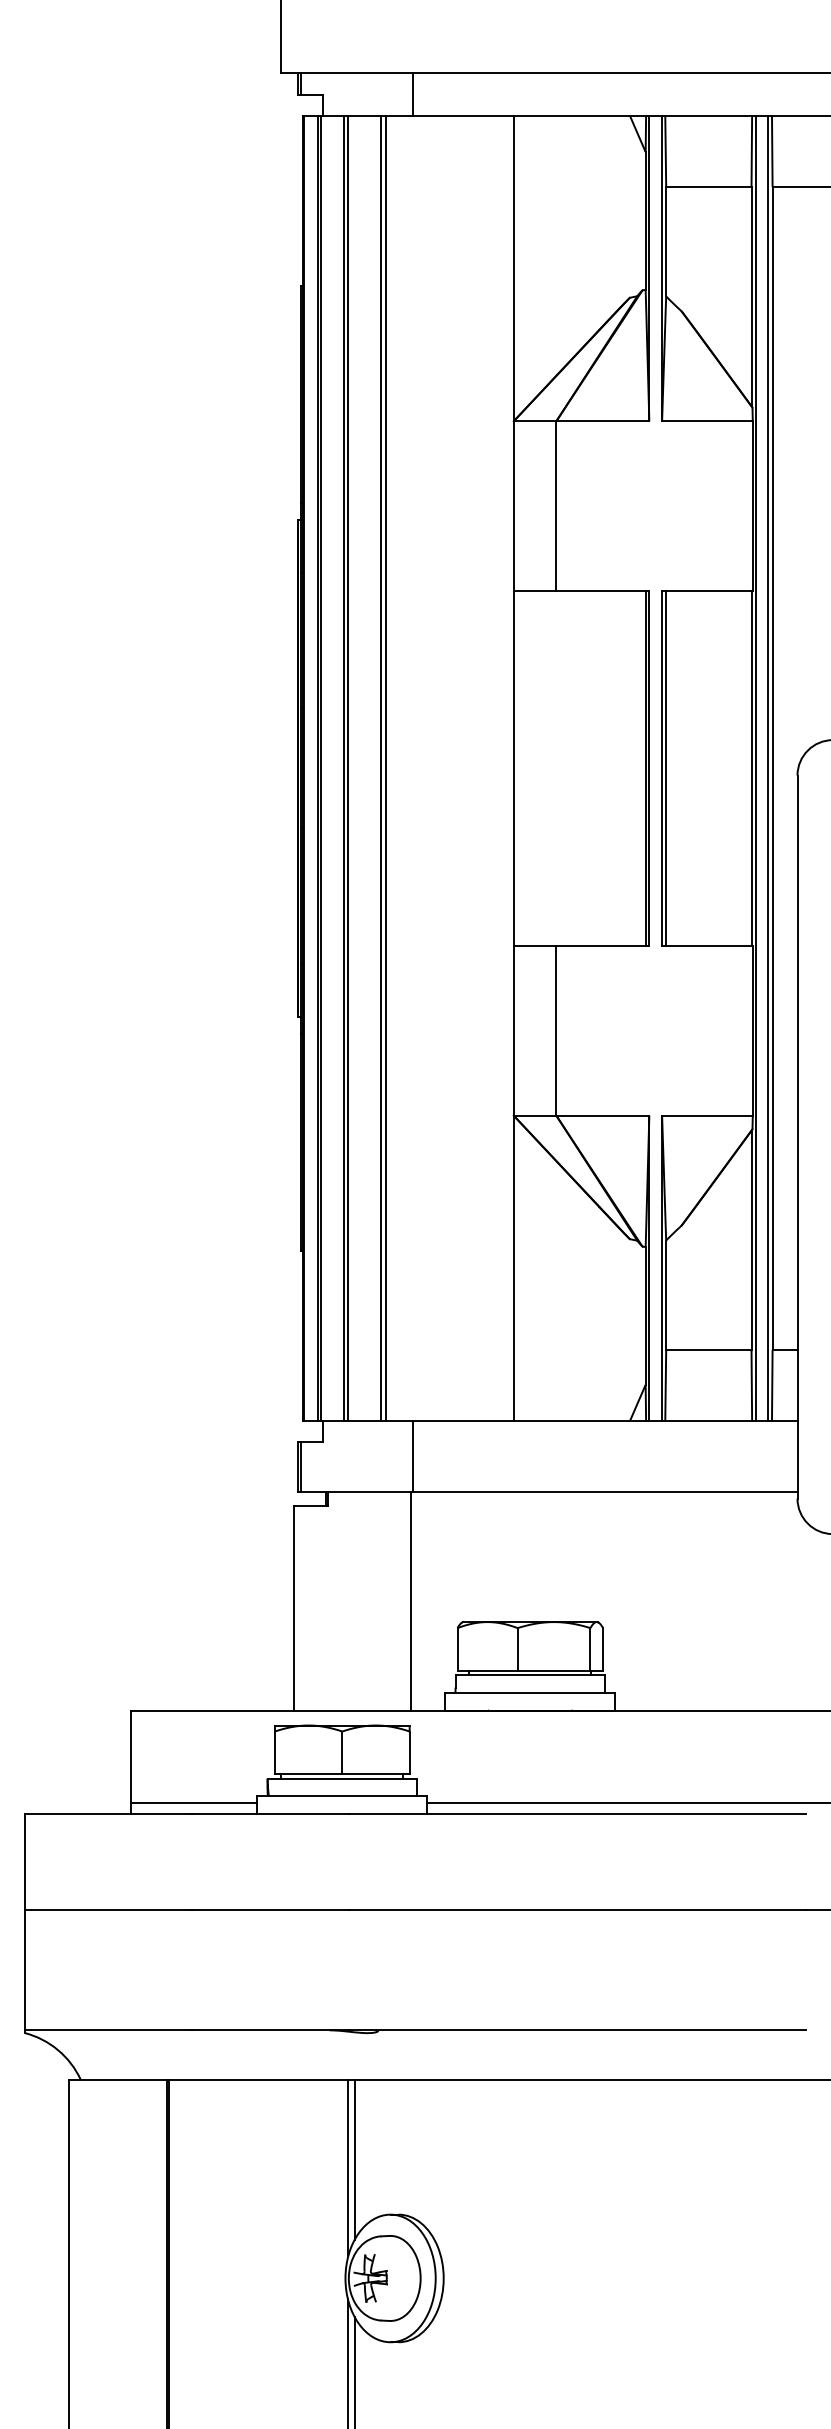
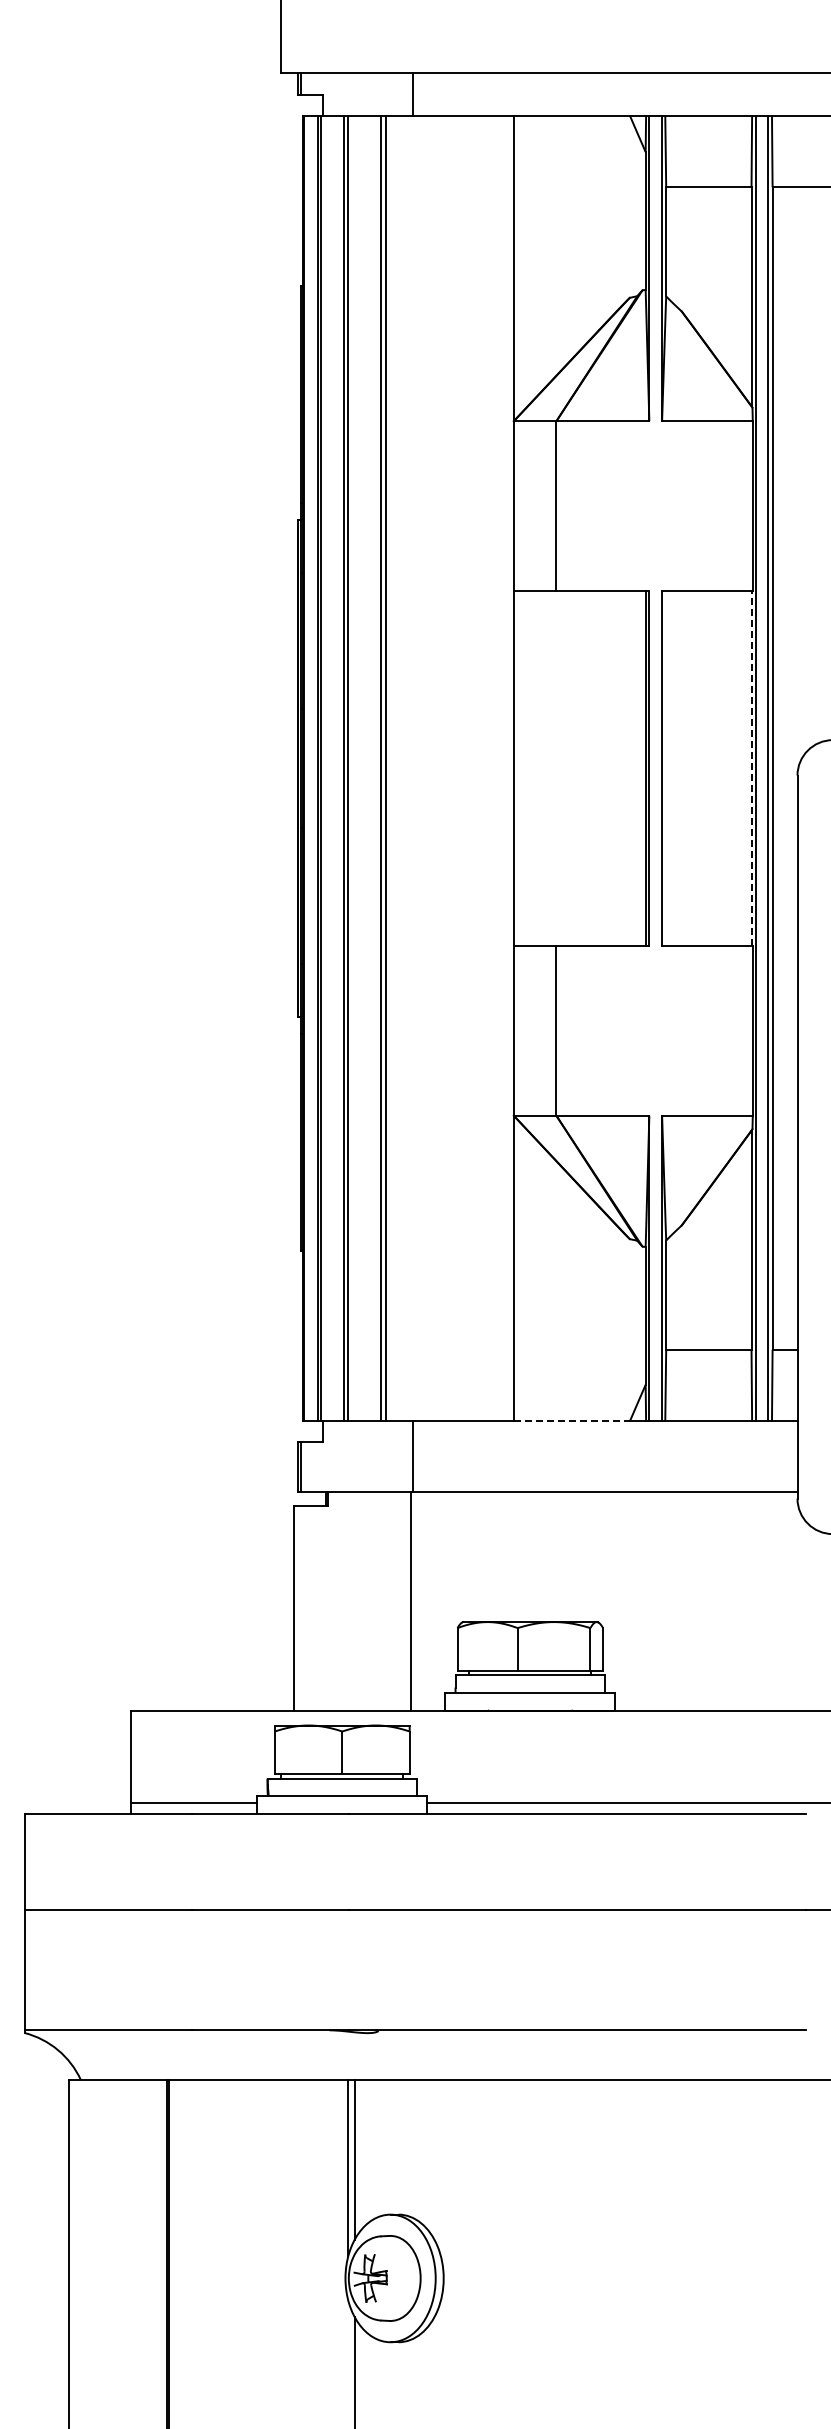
line: solid -> dashed (751, 767)
line: present -> none (666, 768)
line: solid -> dashed (572, 1420)
line: present -> none (348, 2362)
